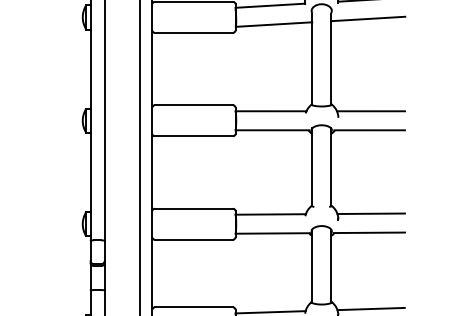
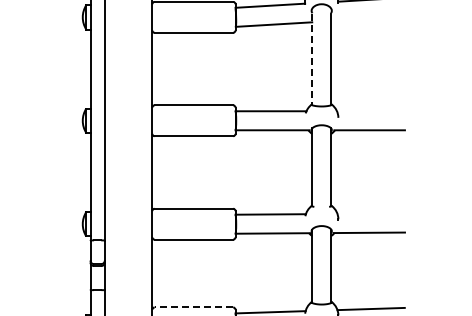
line: present -> none (368, 18)
line: solid -> dashed (312, 59)
line: present -> none (370, 111)
line: present -> none (140, 157)
line: present -> none (370, 213)
line: solid -> dashed (193, 307)
